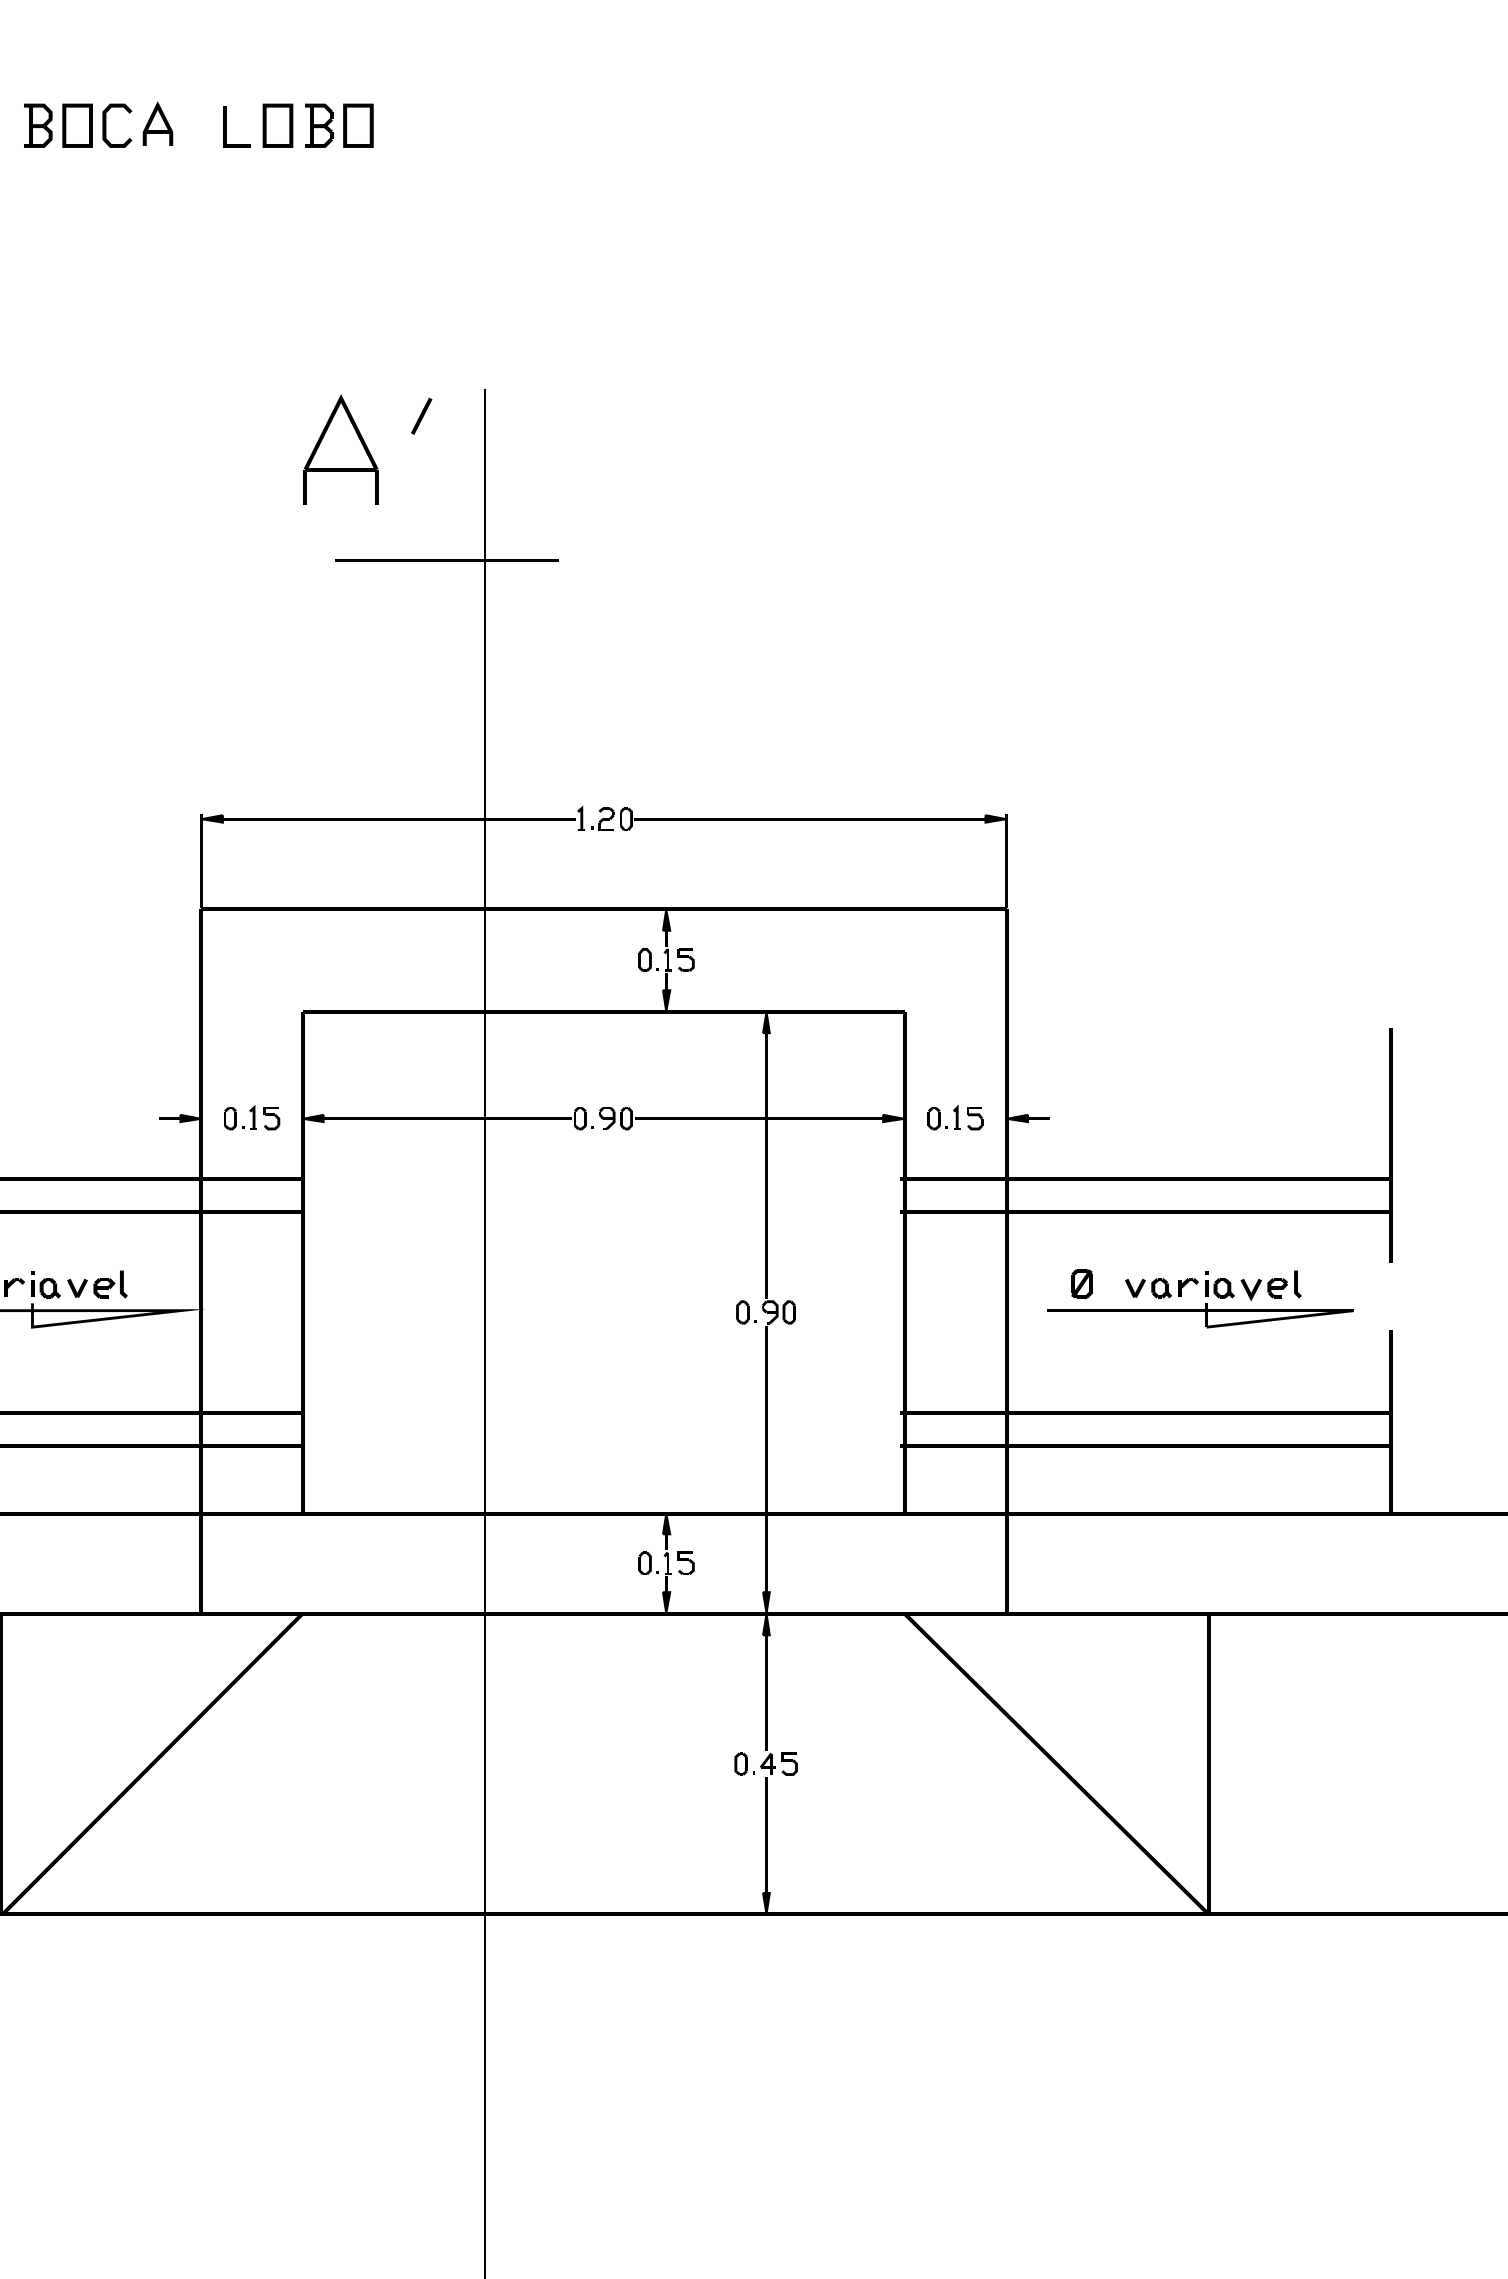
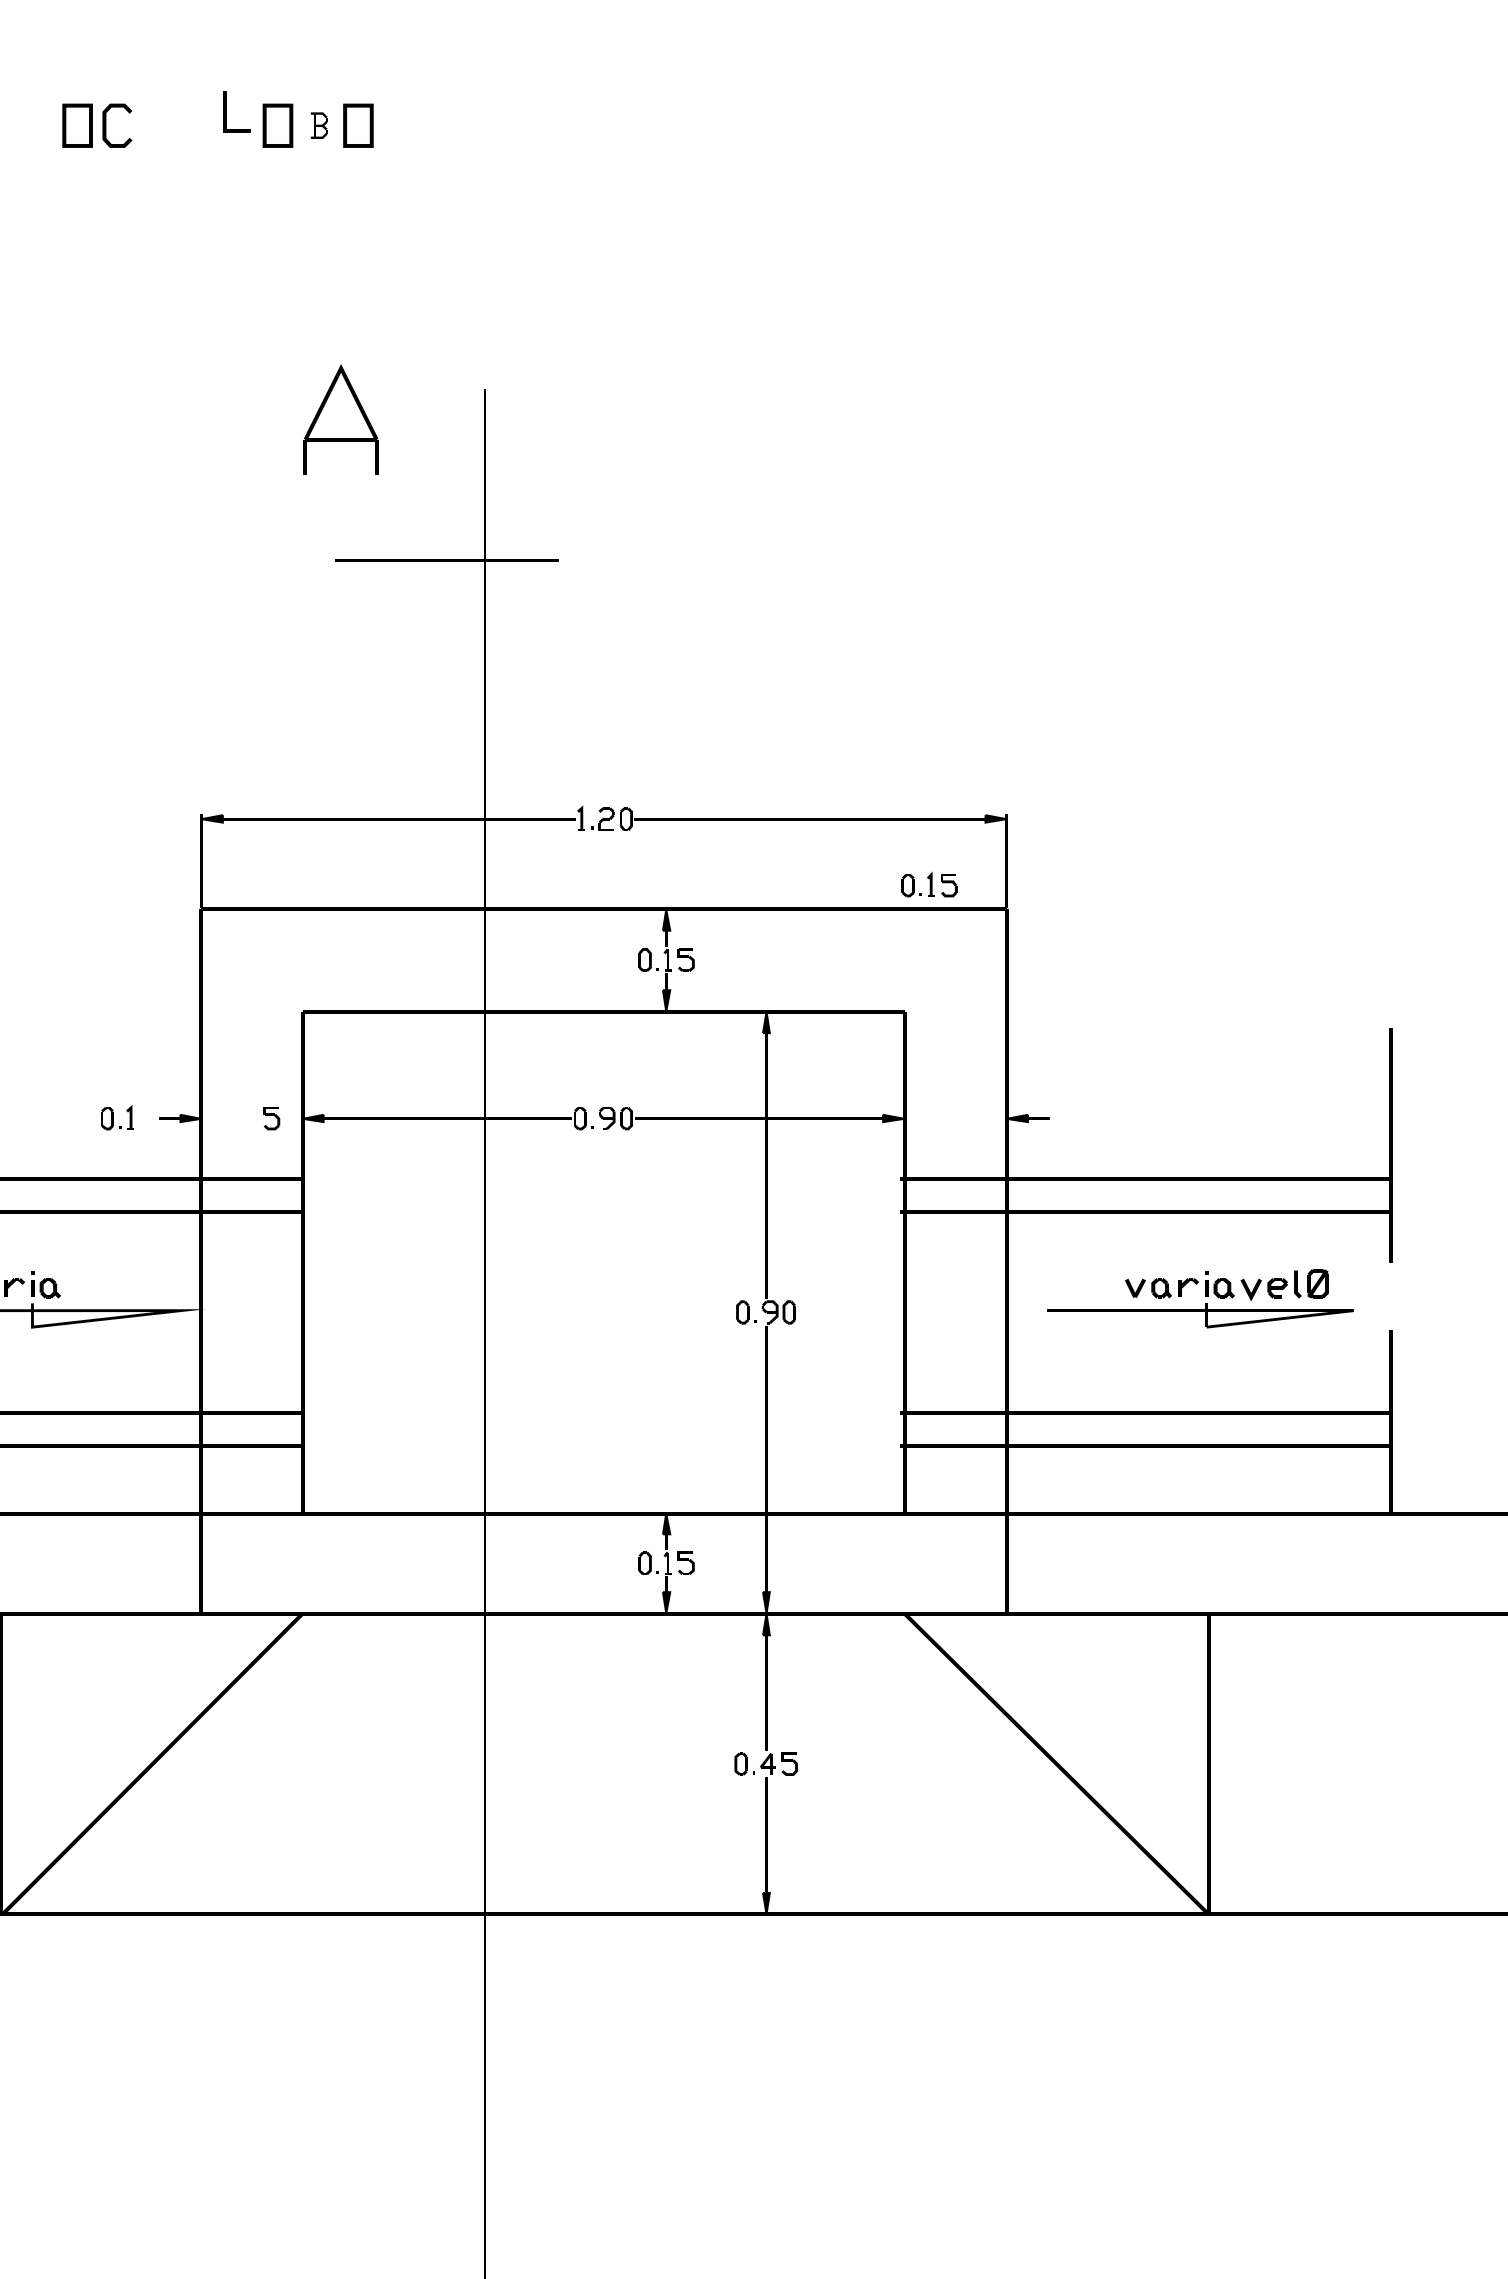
part: present -> none (157, 123)
part: present -> none (38, 125)
part size: 29x45 px -> 18x27 px (318, 125)
line position: (226, 126) -> (226, 111) (226, 111)
line: present -> none (421, 415)
part position: (340, 449) -> (340, 419) (340, 419)
part position: (240, 1117) -> (117, 1117) (117, 1117)
part position: (955, 1117) -> (929, 884) (929, 884)
part position: (1081, 1283) -> (1317, 1283) (1317, 1283)
part: present -> none (97, 1284)
